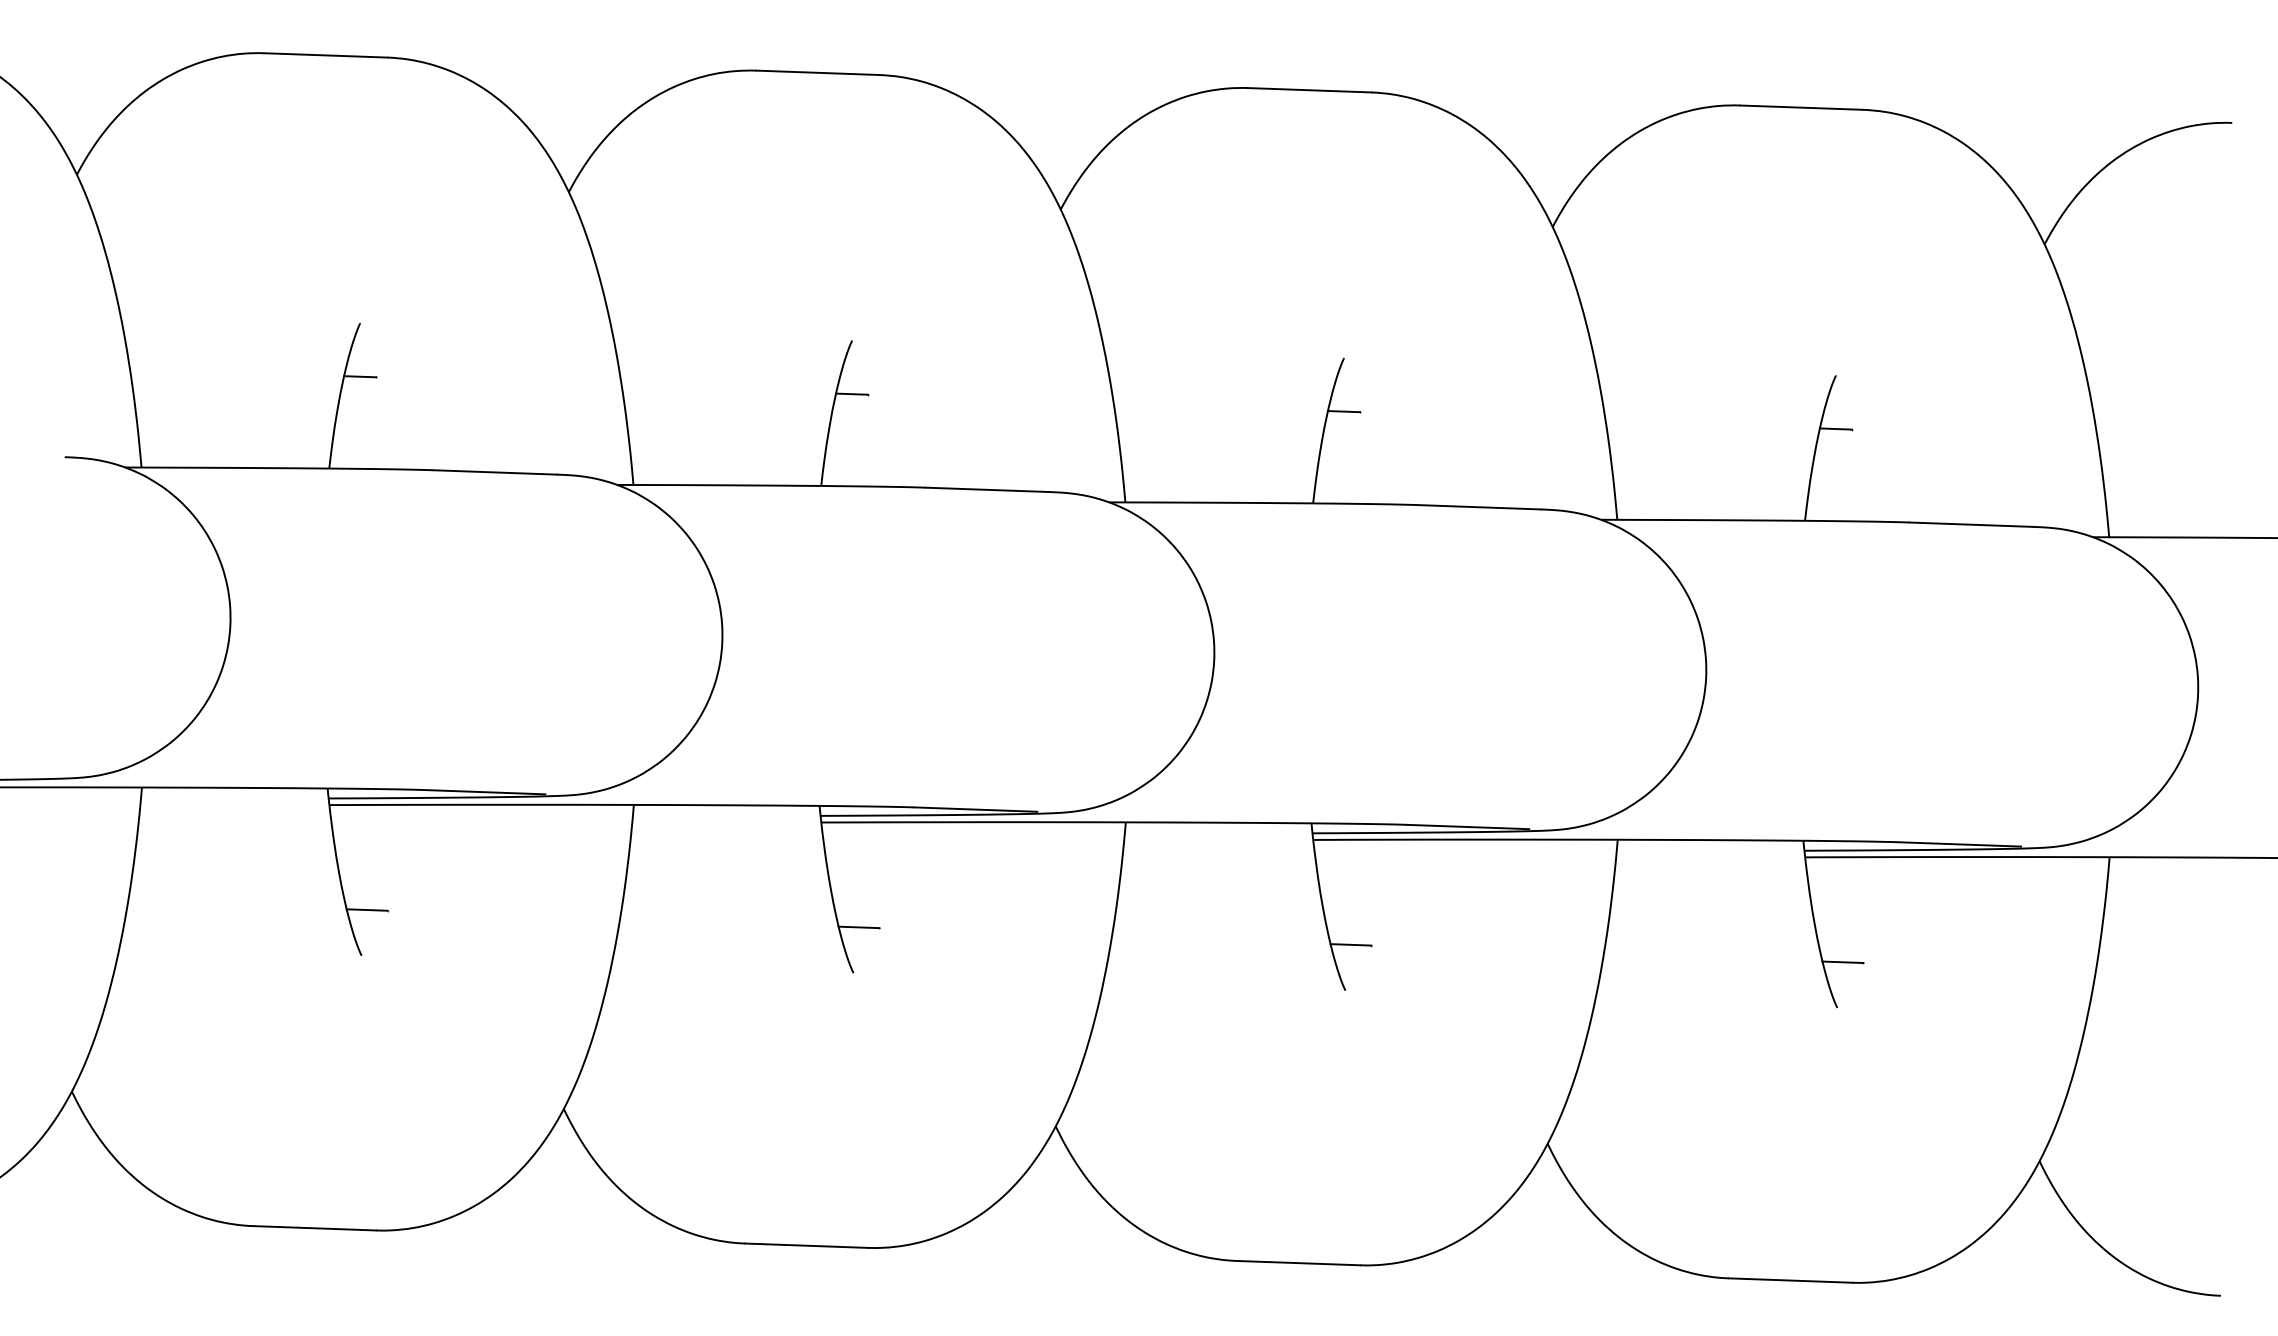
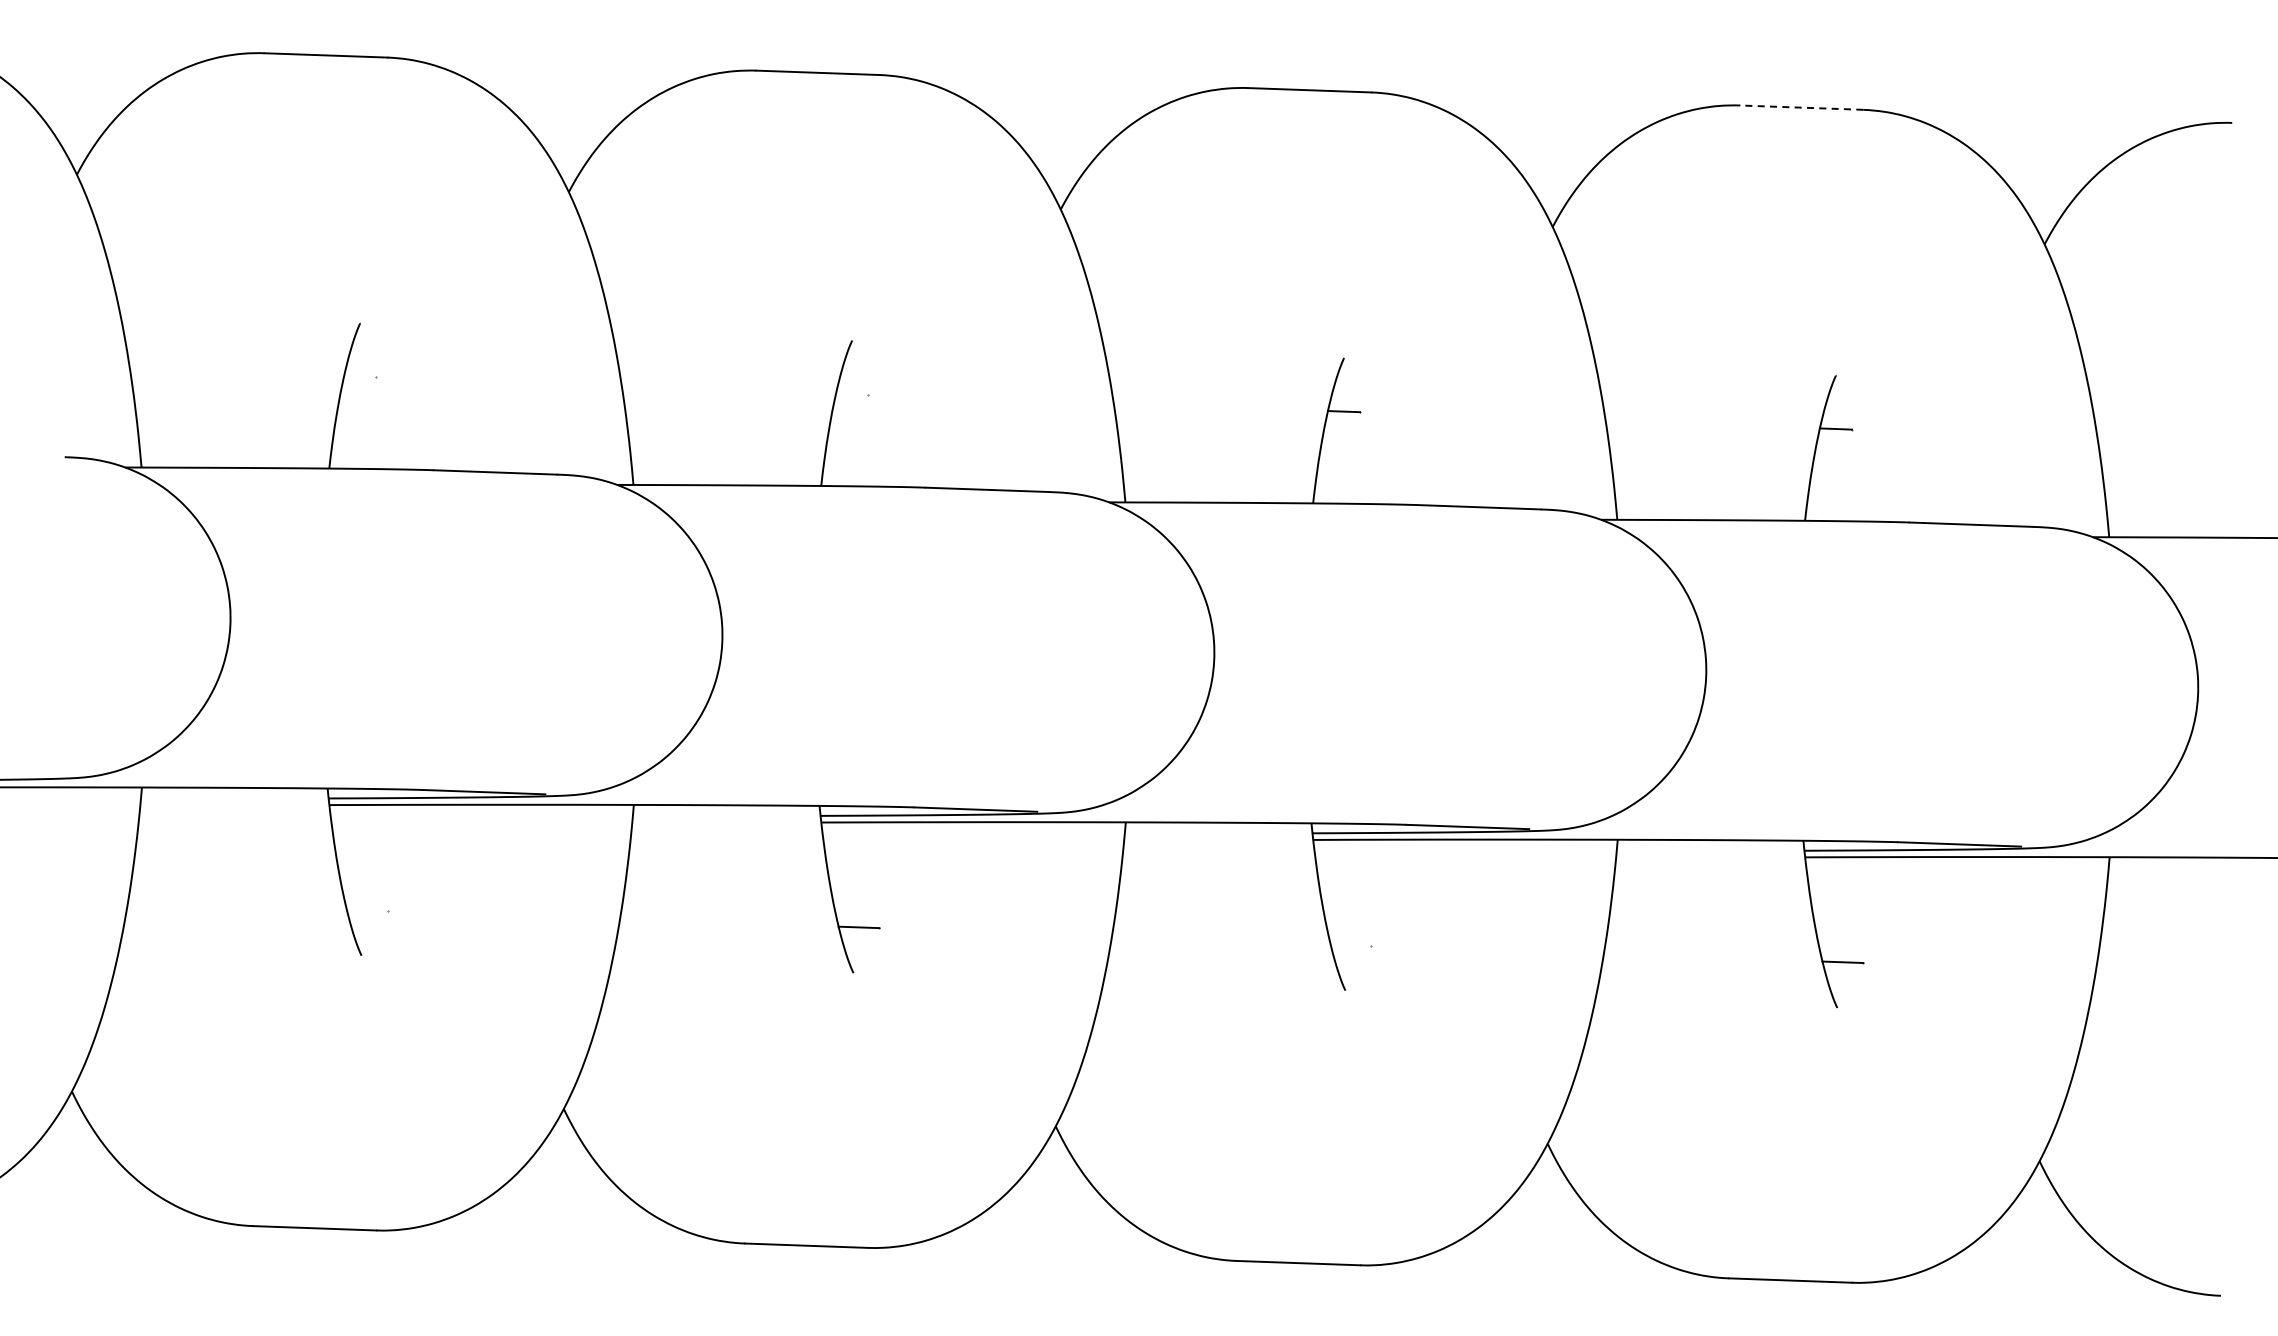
line: solid -> dashed (1801, 107)
line: present -> none (360, 376)
line: present -> none (852, 393)
line: present -> none (366, 909)
line: present -> none (1350, 944)
